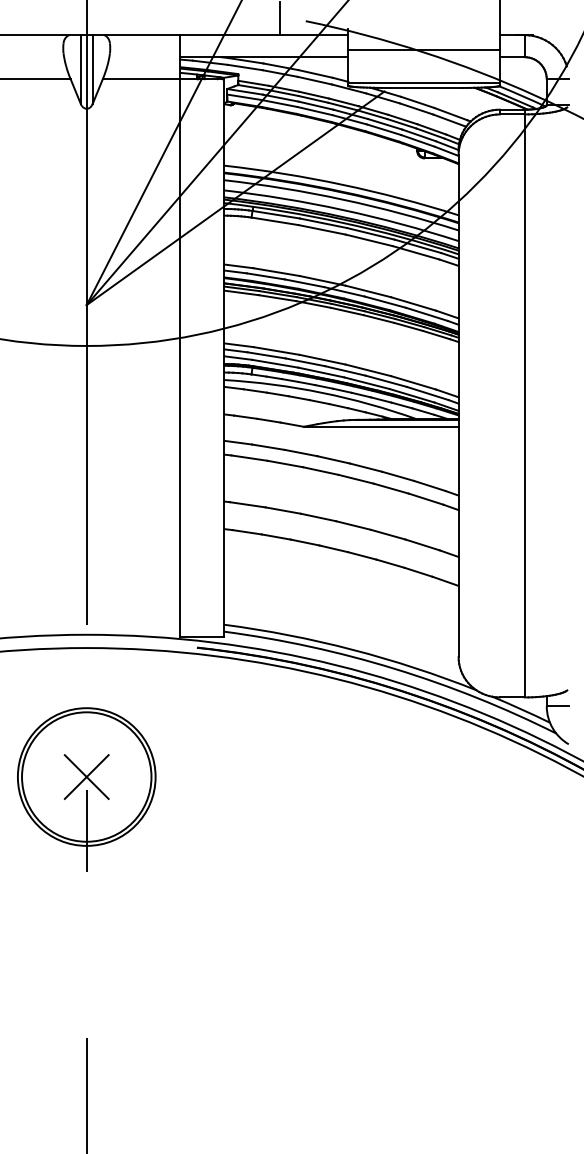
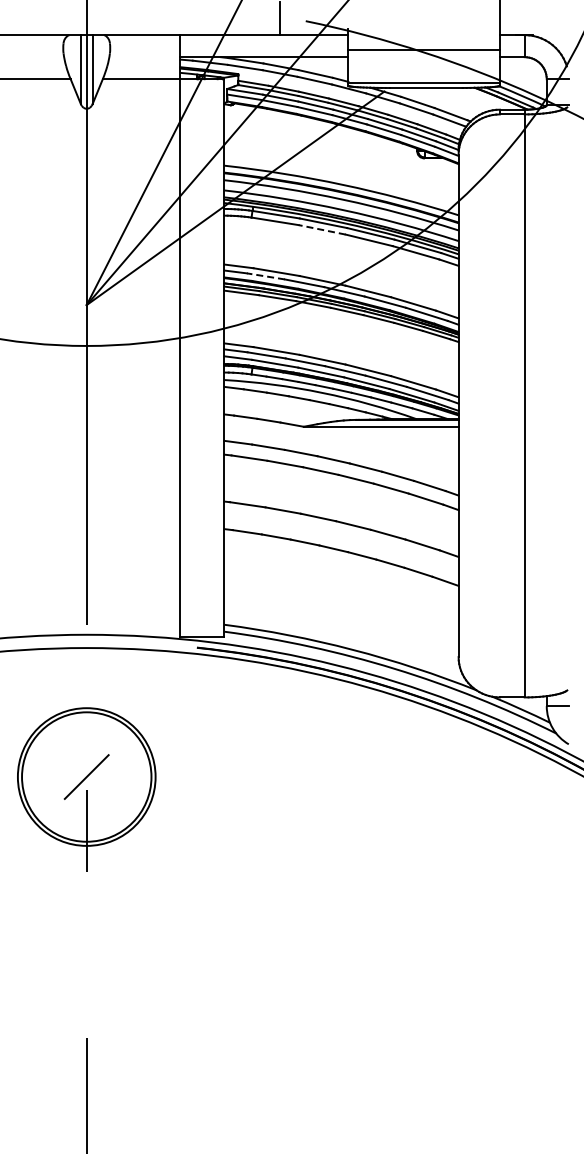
line: solid -> dashed (322, 229)
line: solid -> dashed (265, 276)
line: present -> none (86, 776)
